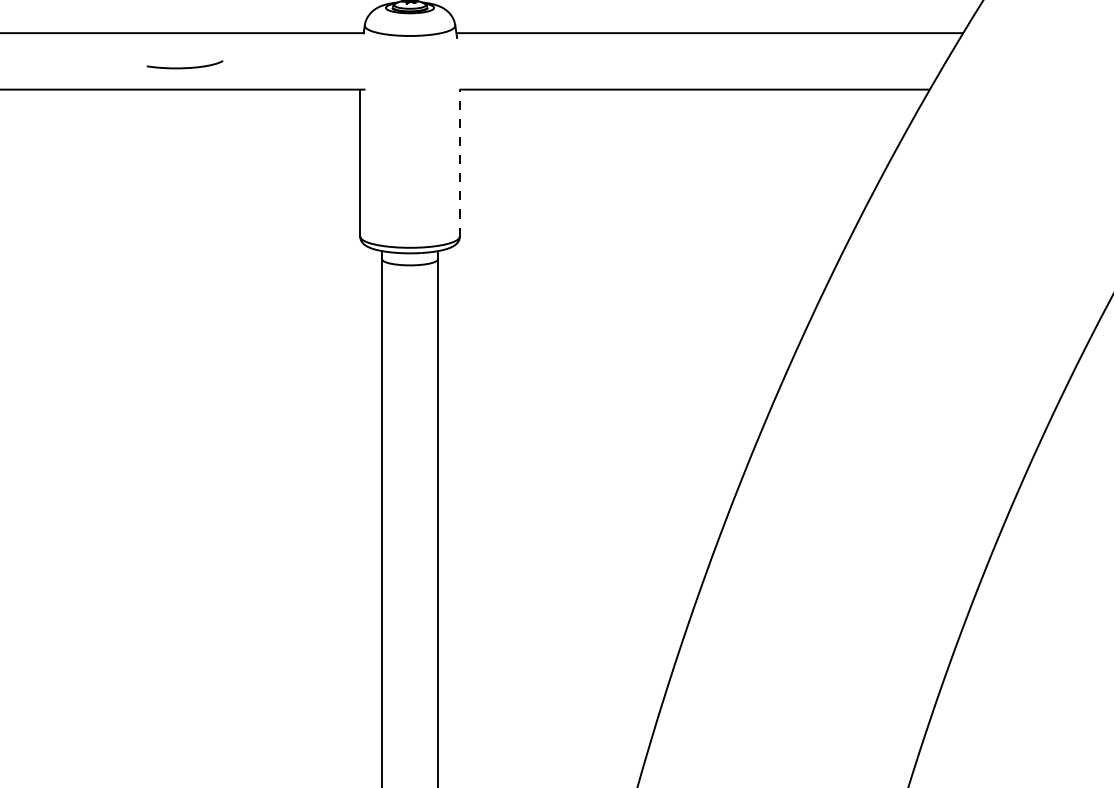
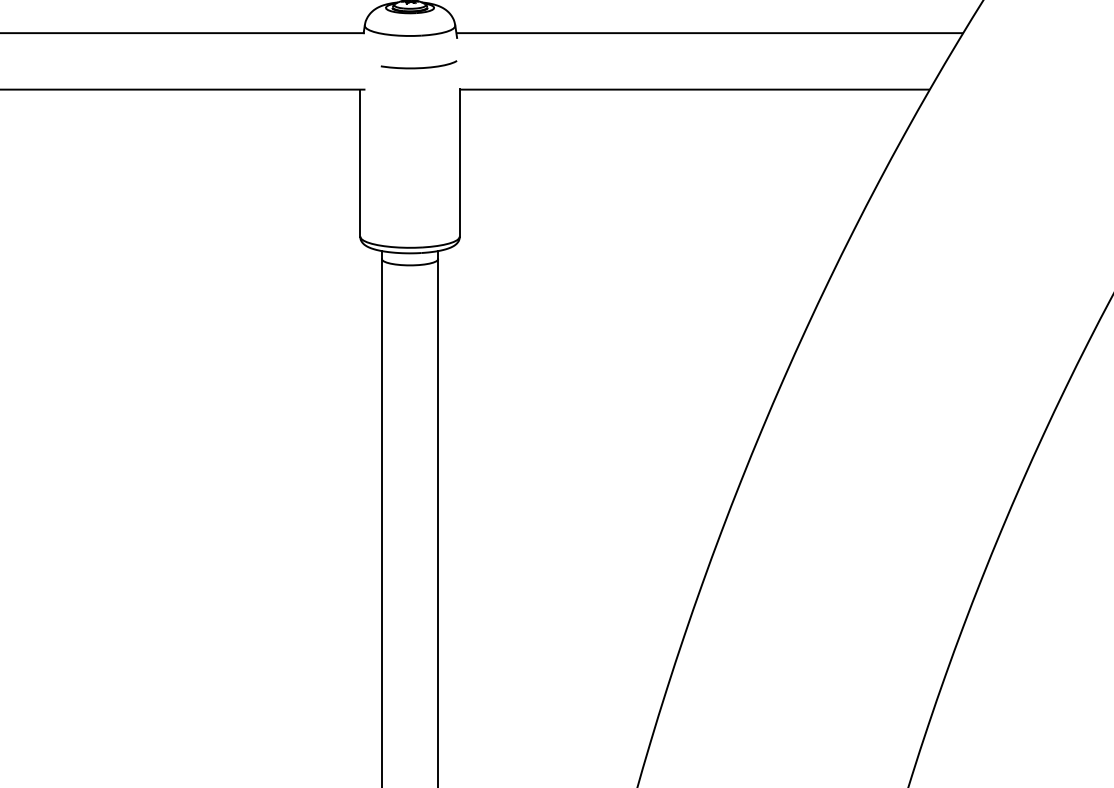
curve position: (184, 67) -> (418, 67) (418, 67)
line: dashed -> solid (459, 162)
